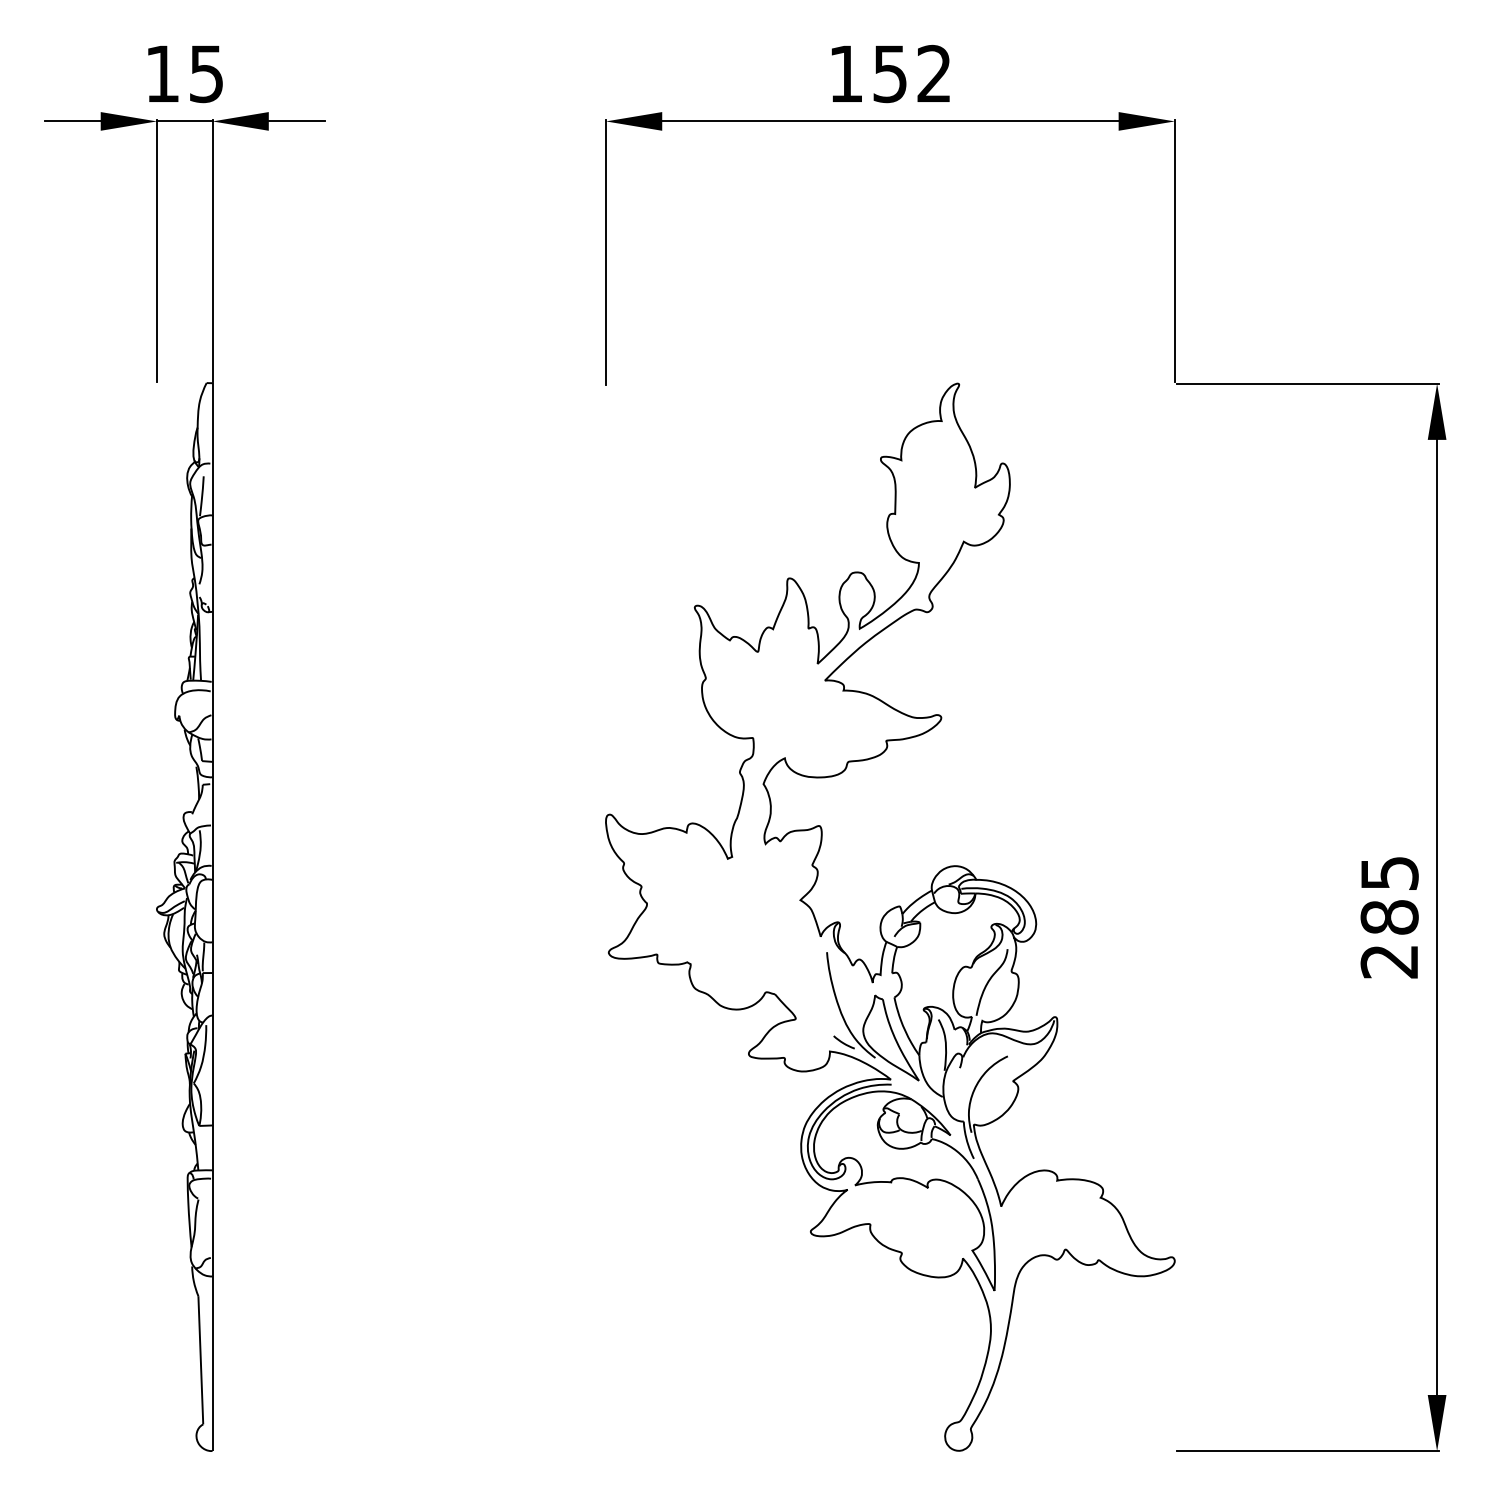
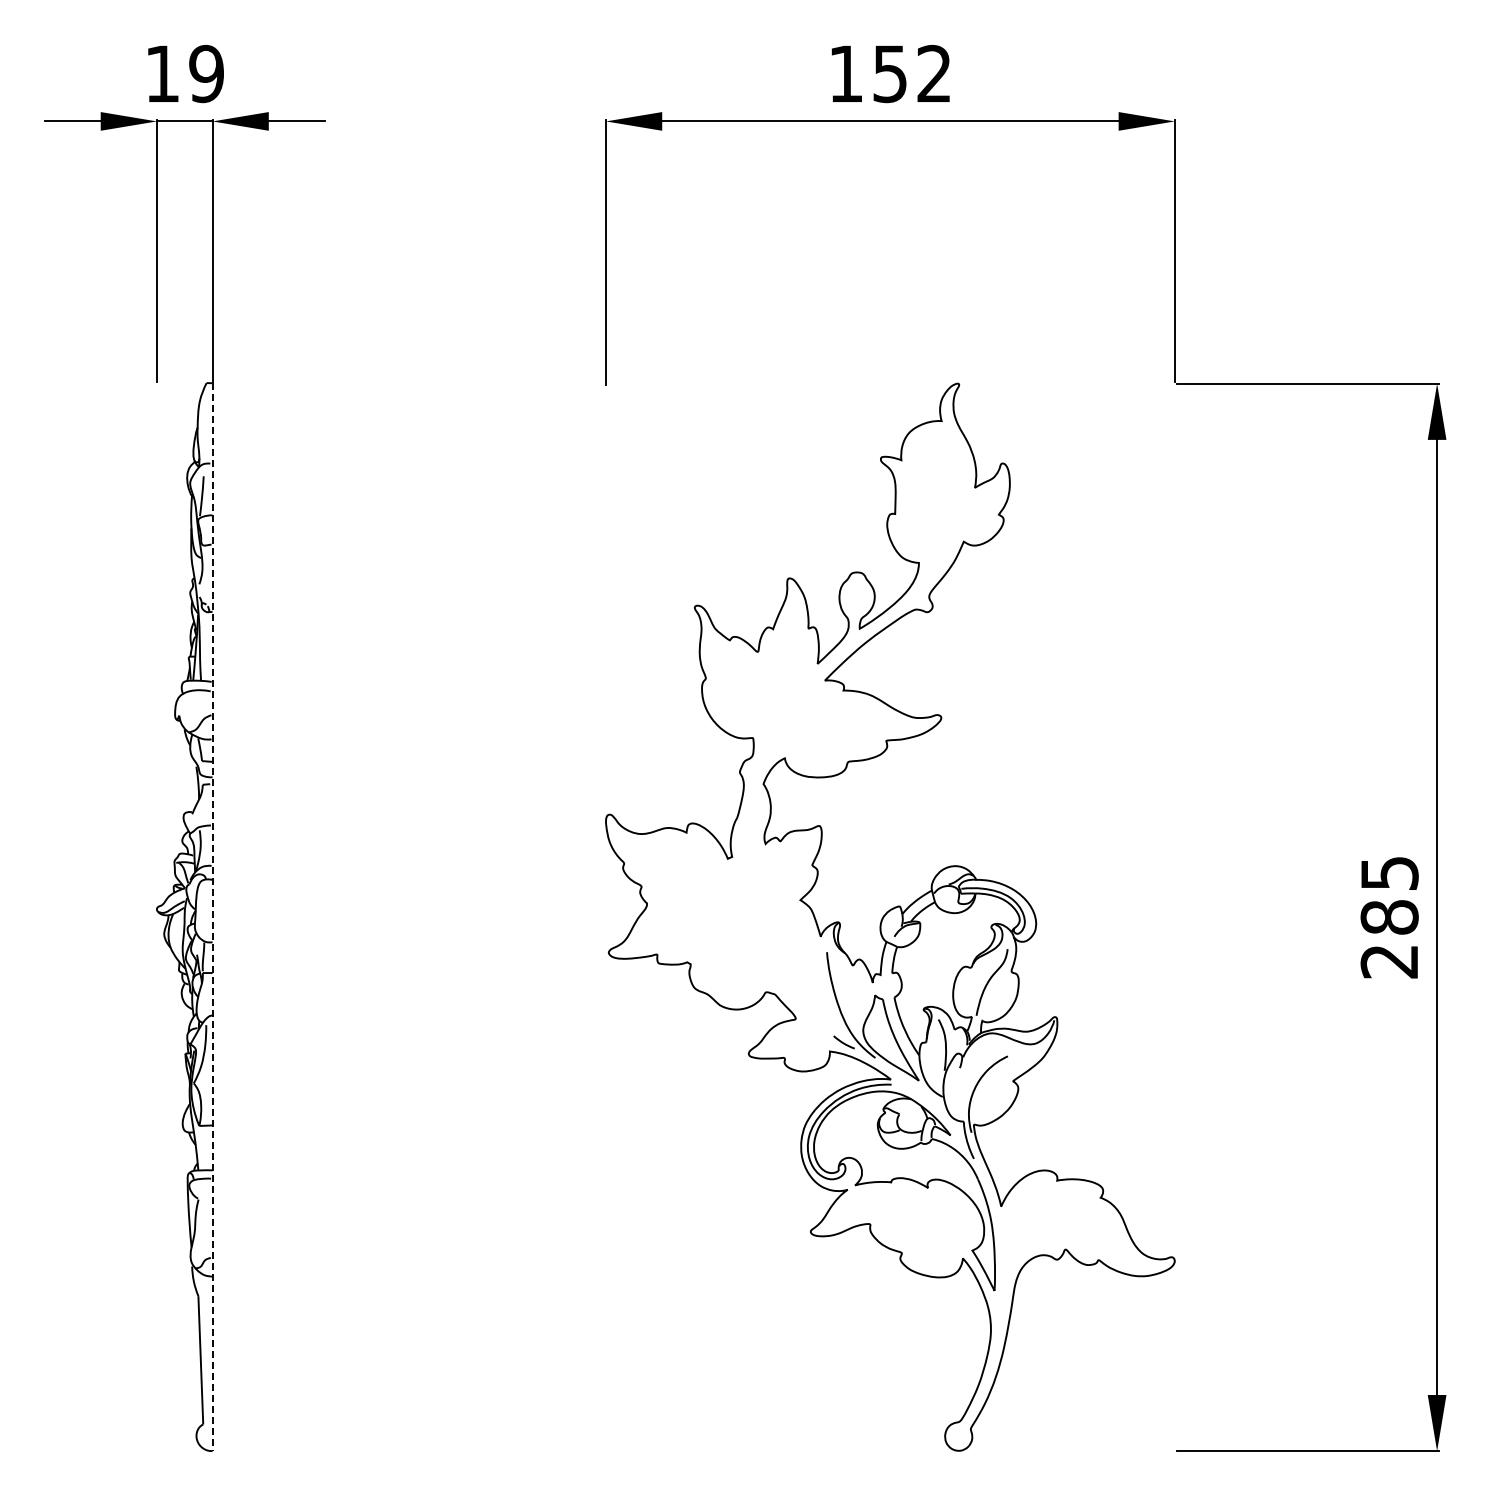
text: 15 -> 19 (206, 73)
line: solid -> dashed (212, 917)
